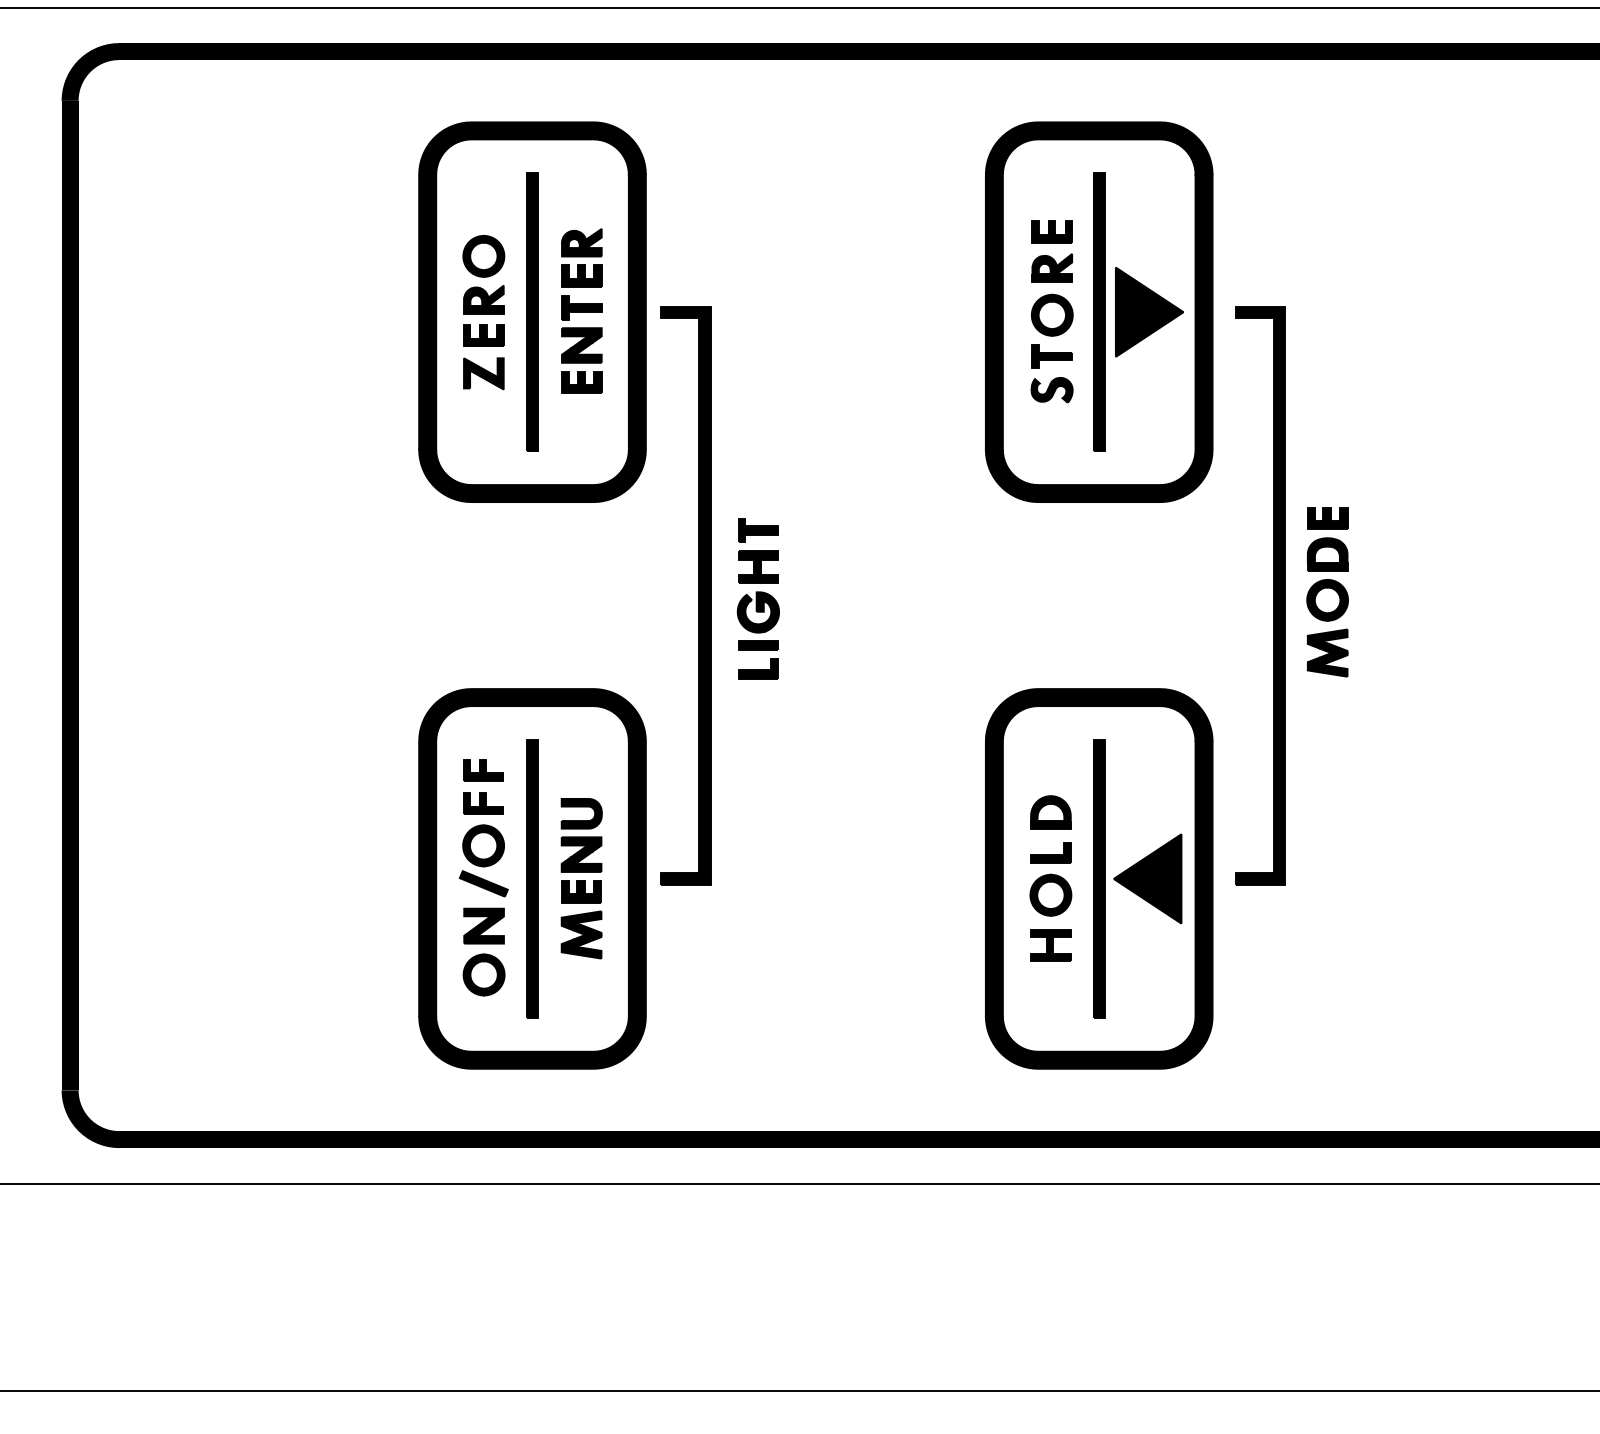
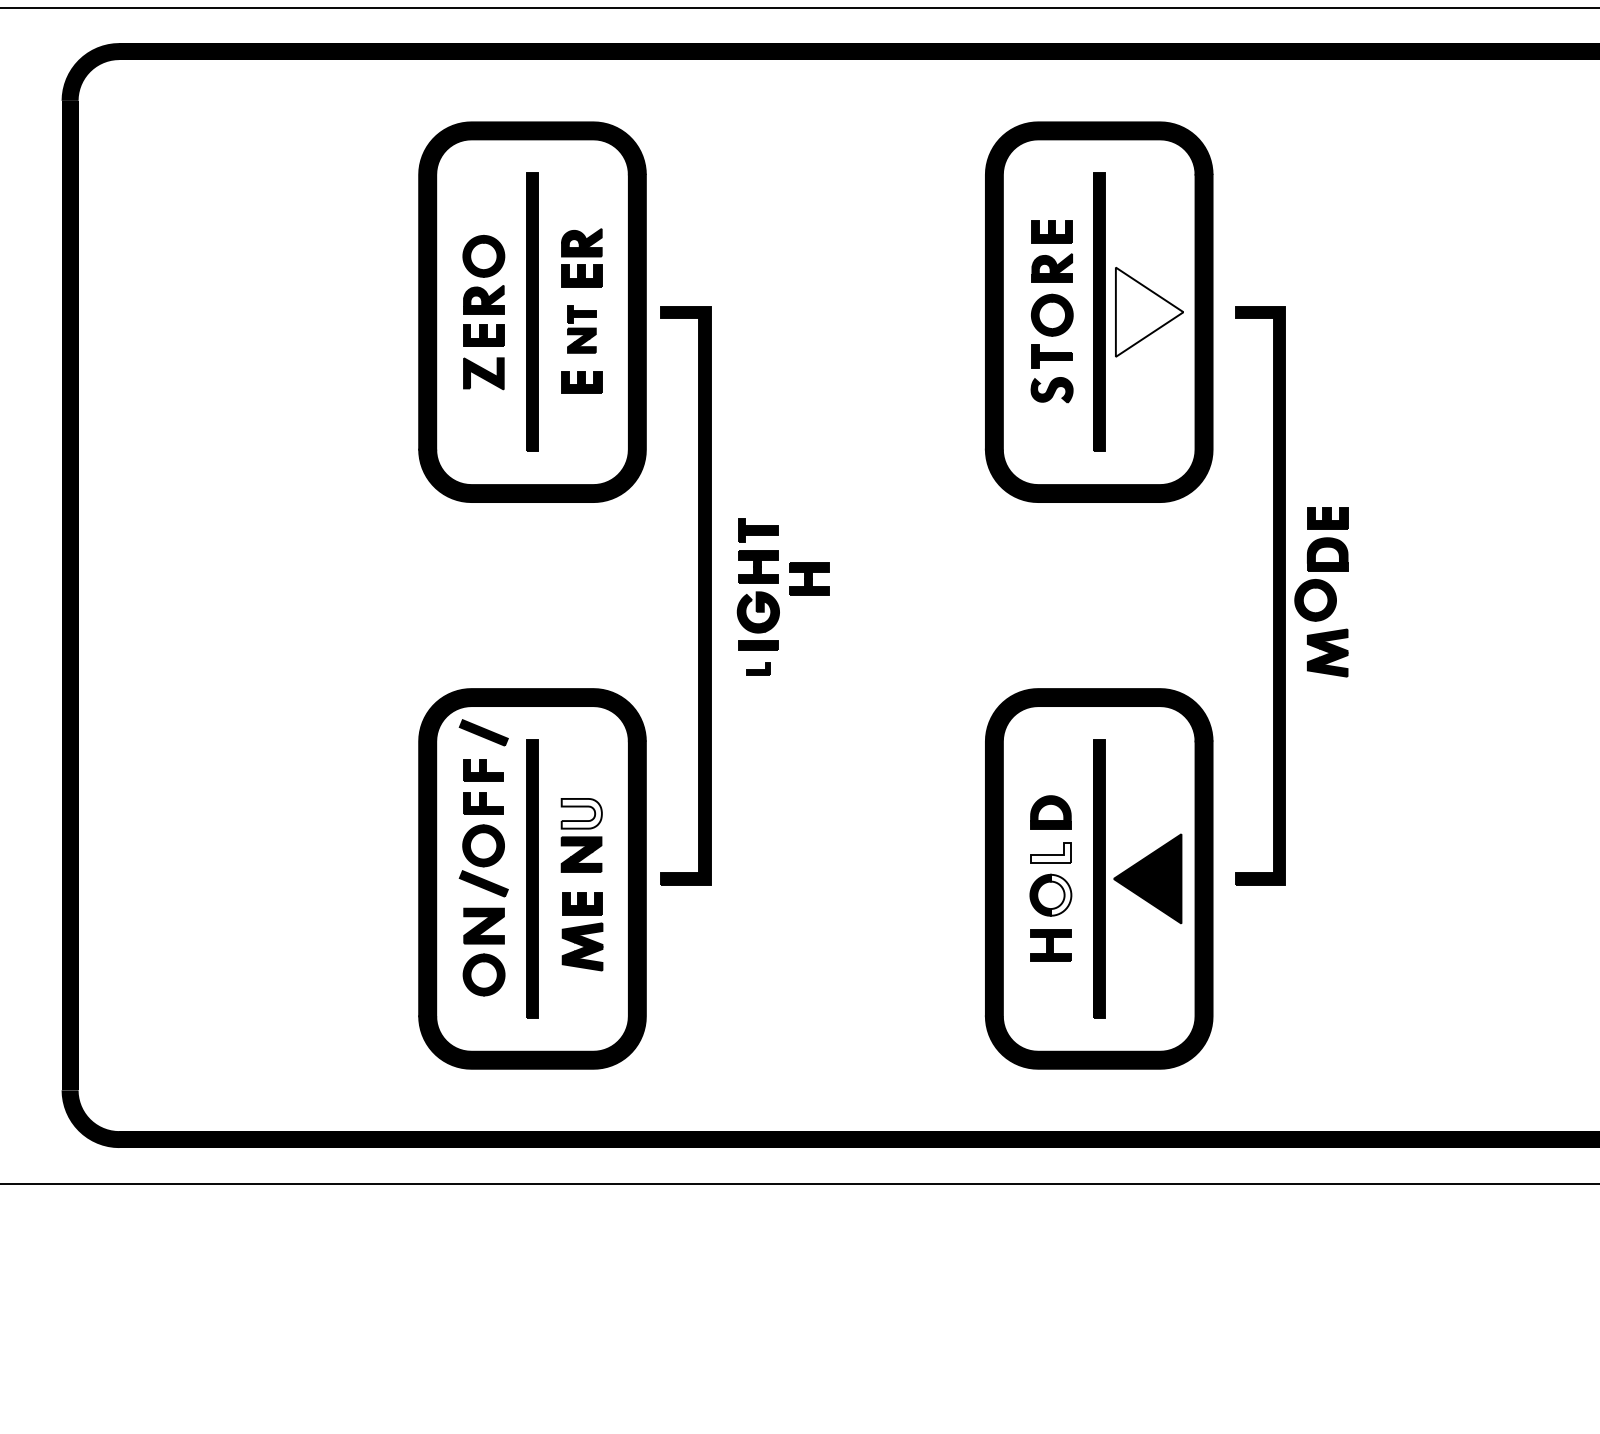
fill: present -> none (1149, 311)
part size: 42x69 px -> 30x49 px (581, 329)
part: none -> present (809, 578)
part position: (1327, 600) -> (1315, 600) (1315, 600)
part size: 41x22 px -> 25x14 px (758, 668)
part: none -> present (483, 732)
fill: present -> none (581, 813)
fill: present -> none (1050, 852)
fill: present -> none (1060, 894)
part position: (581, 919) -> (582, 931) (582, 931)
line: present -> none (799, 1390)
